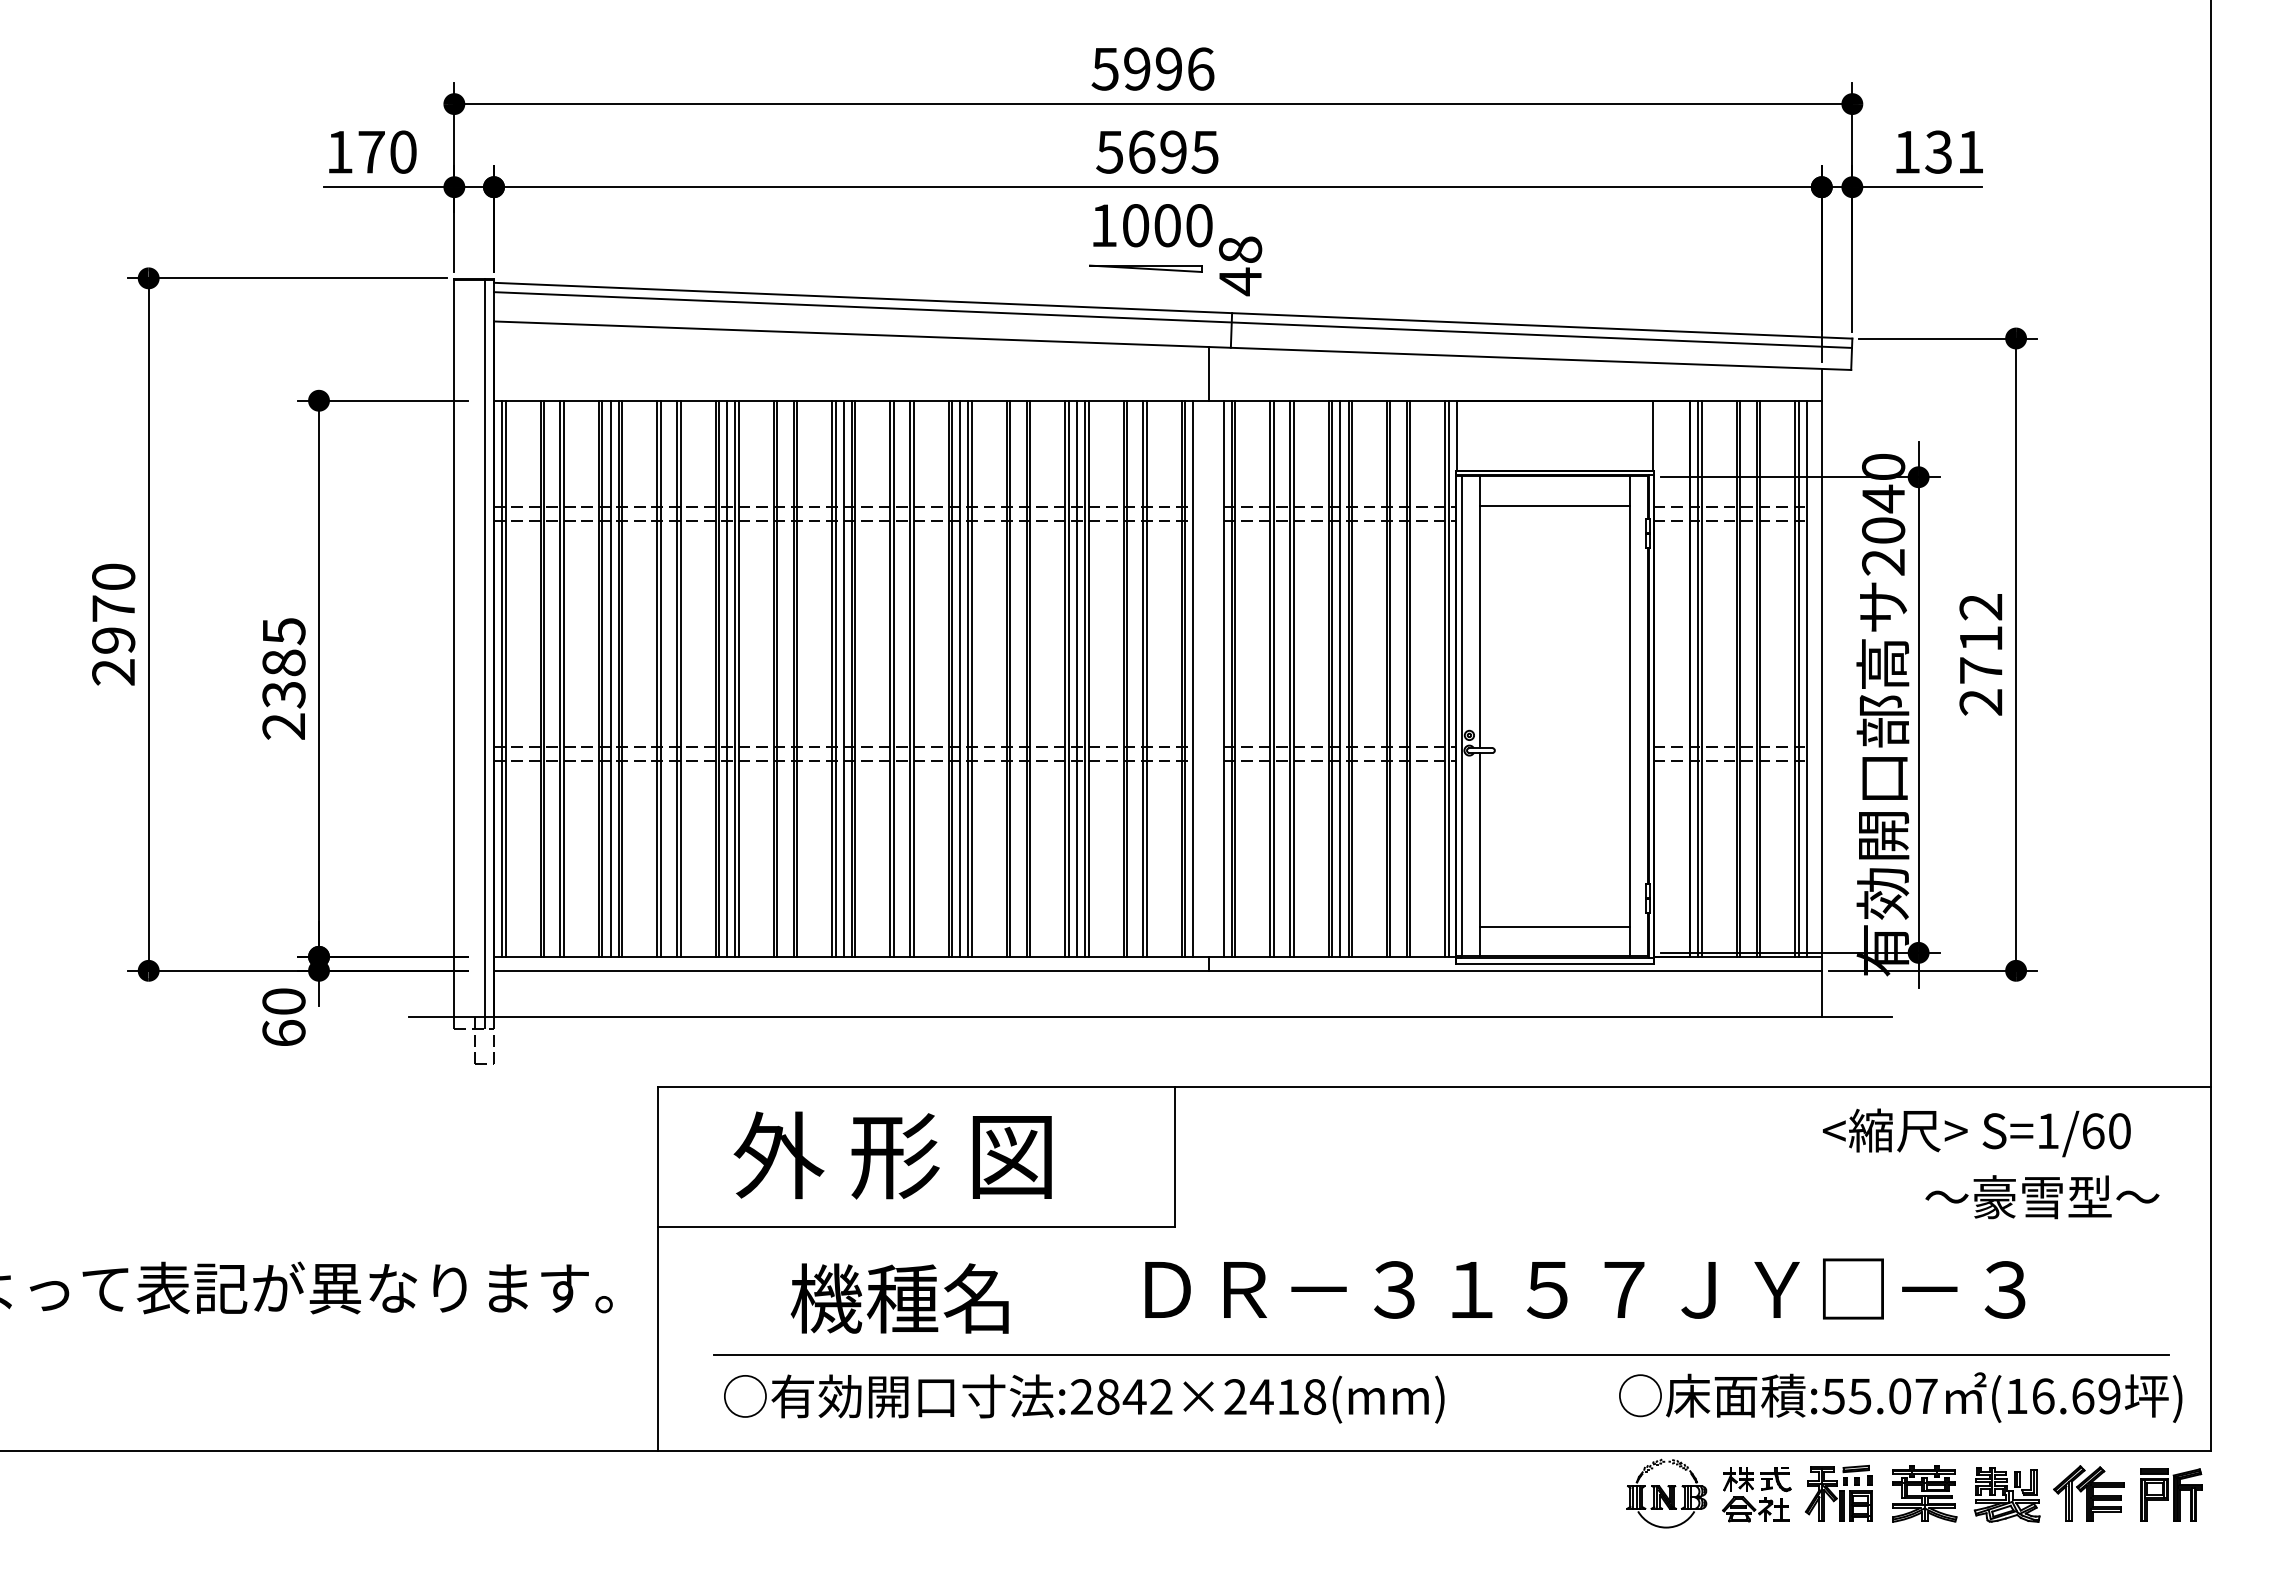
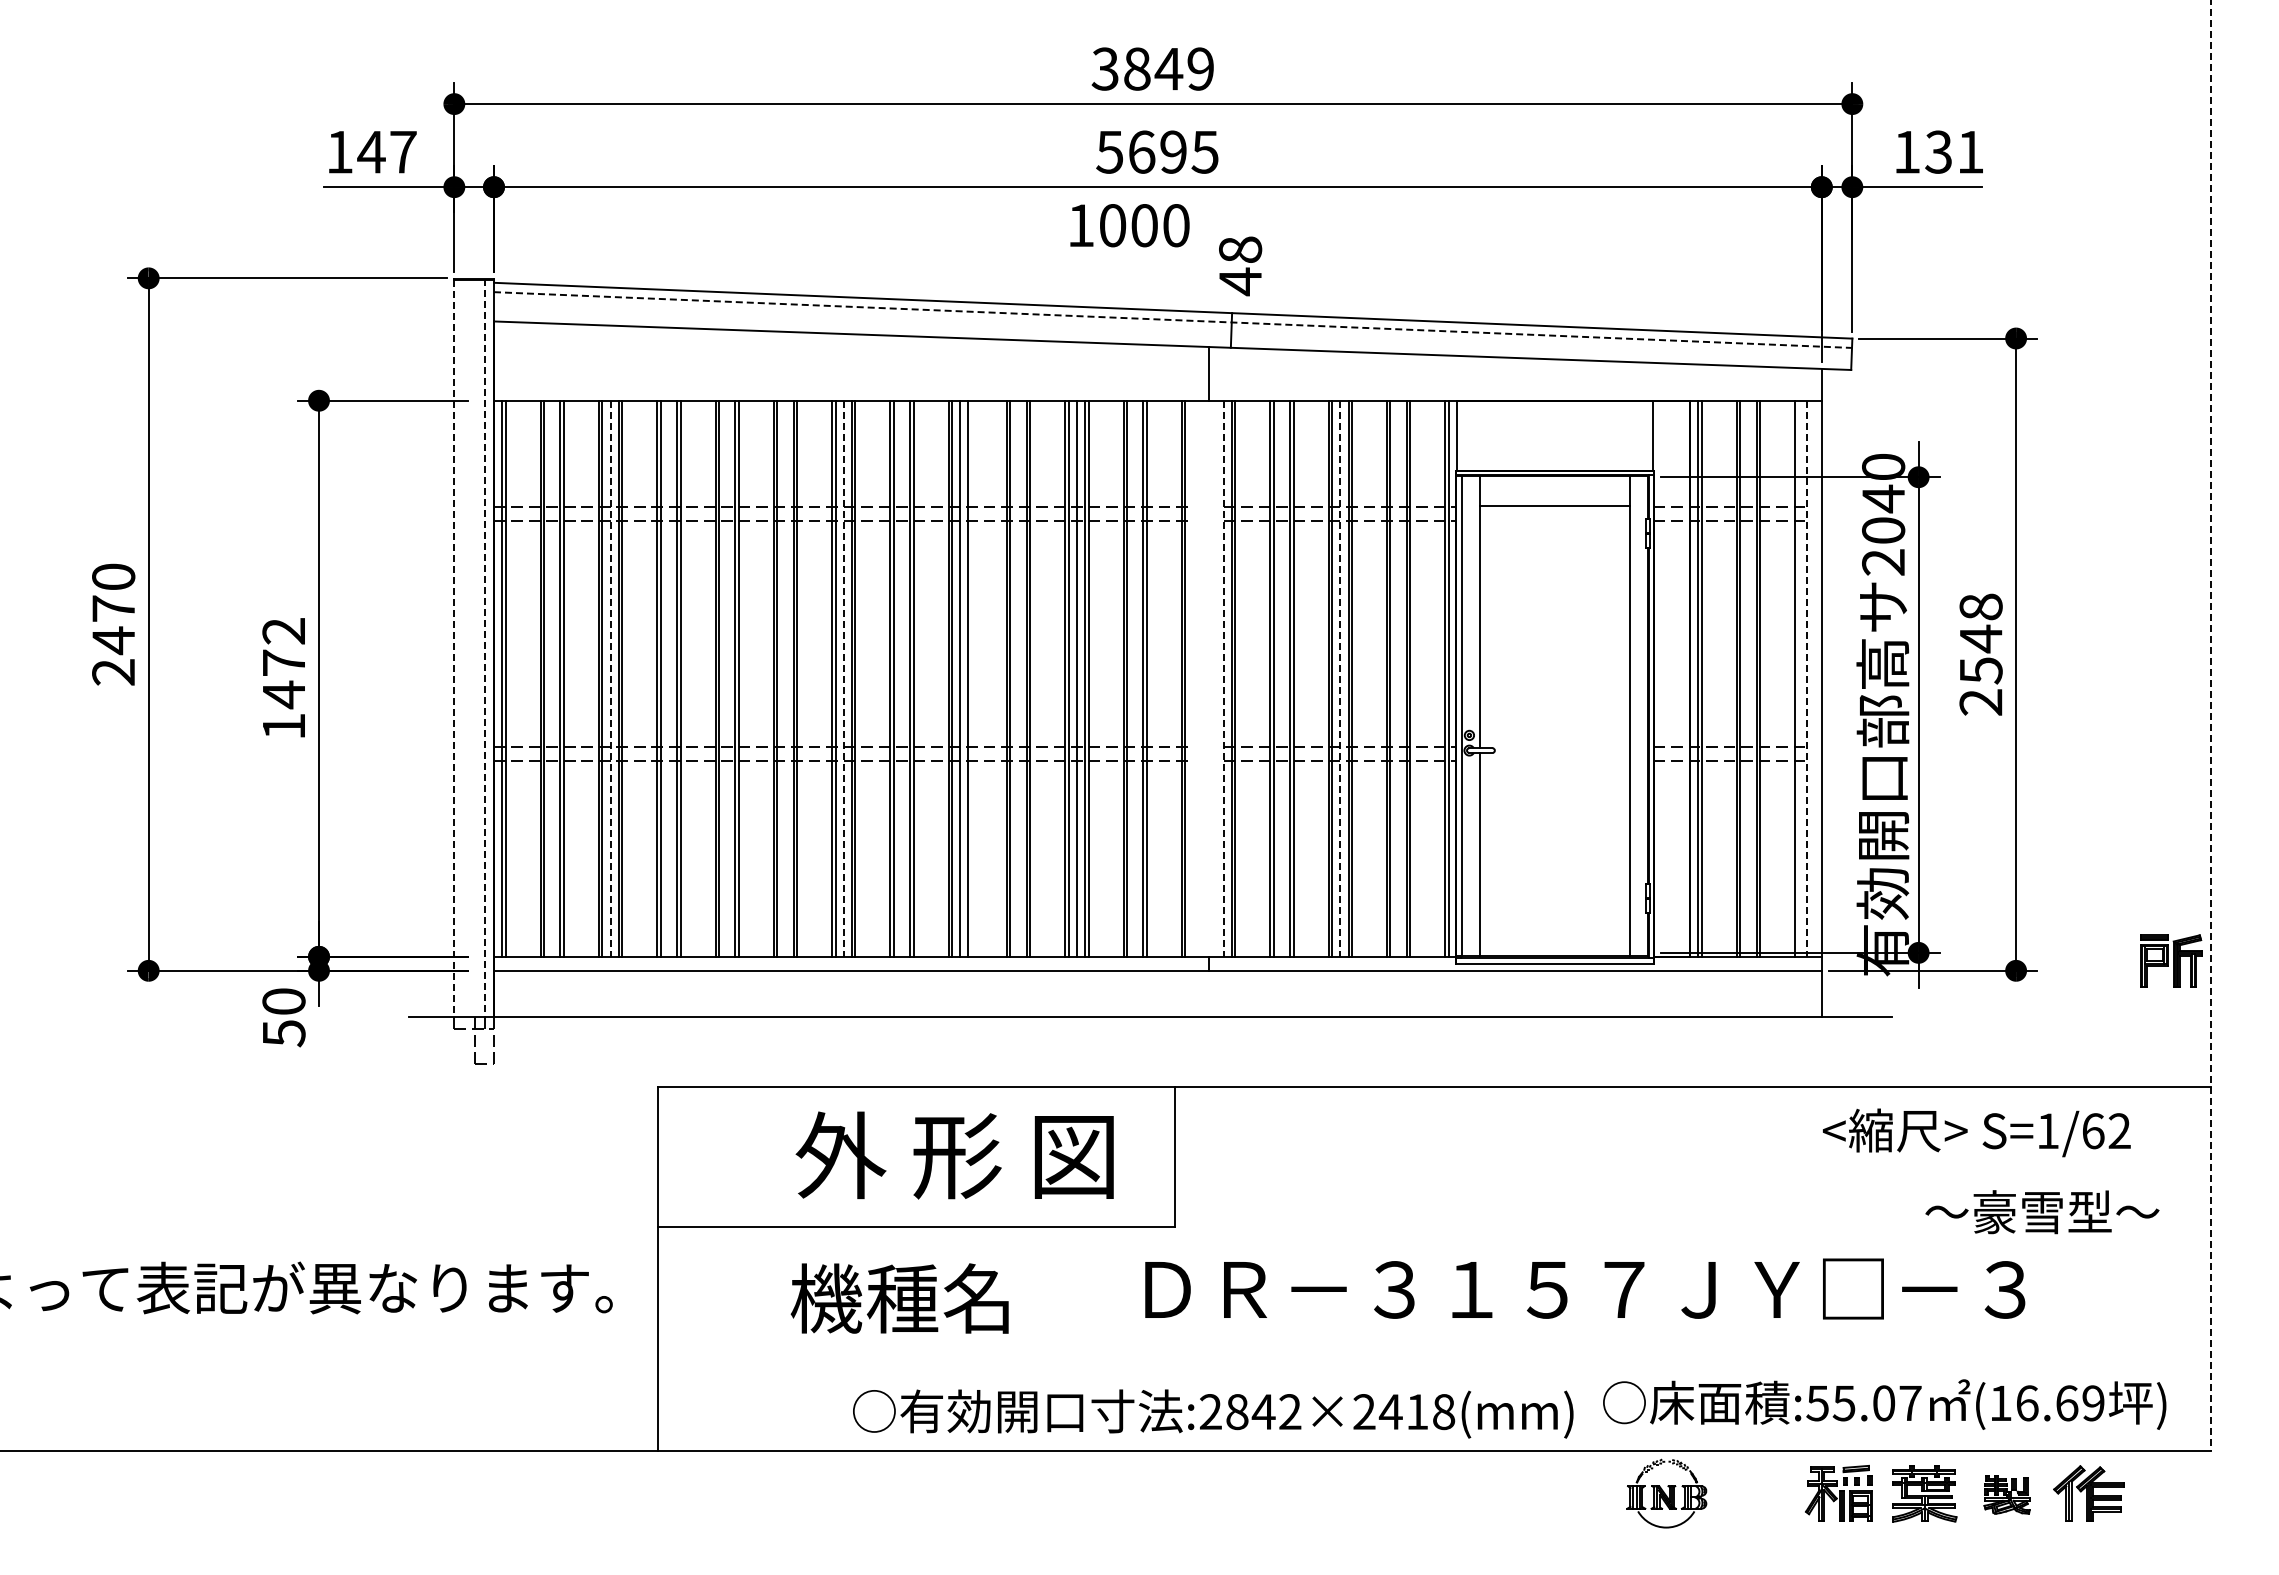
text: 5996 -> 3849 (1152, 68)
text: 170 -> 147 (386, 151)
text position: (1152, 225) -> (1129, 225) (1129, 225)
part: present -> none (1145, 268)
line: solid -> dashed (1173, 320)
text: 2712 -> 2548 (1980, 638)
text: 2970 -> 2470 (113, 640)
line: solid -> dashed (454, 648)
line: solid -> dashed (484, 648)
text: 2385 -> 1472 (283, 678)
line: present -> none (727, 678)
line: present -> none (971, 678)
line: present -> none (1193, 678)
line: present -> none (1798, 678)
line: solid -> dashed (610, 679)
line: solid -> dashed (843, 679)
line: solid -> dashed (1223, 679)
line: solid -> dashed (1340, 679)
line: solid -> dashed (1806, 679)
line: solid -> dashed (2210, 726)
line: present -> none (1555, 926)
text: 60 -> 50 (283, 1033)
text: S=1/60 -> S=1/62 (2119, 1131)
text position: (892, 1155) -> (954, 1155) (954, 1155)
text position: (2042, 1197) -> (2042, 1212) (2042, 1212)
line: present -> none (1440, 1354)
text position: (1900, 1397) -> (1884, 1404) (1884, 1404)
text position: (1084, 1398) -> (1213, 1413) (1213, 1413)
part: present -> none (1756, 1494)
part size: 68x56 px -> 48x40 px (2006, 1494)
part position: (2171, 1494) -> (2171, 960) (2171, 960)
